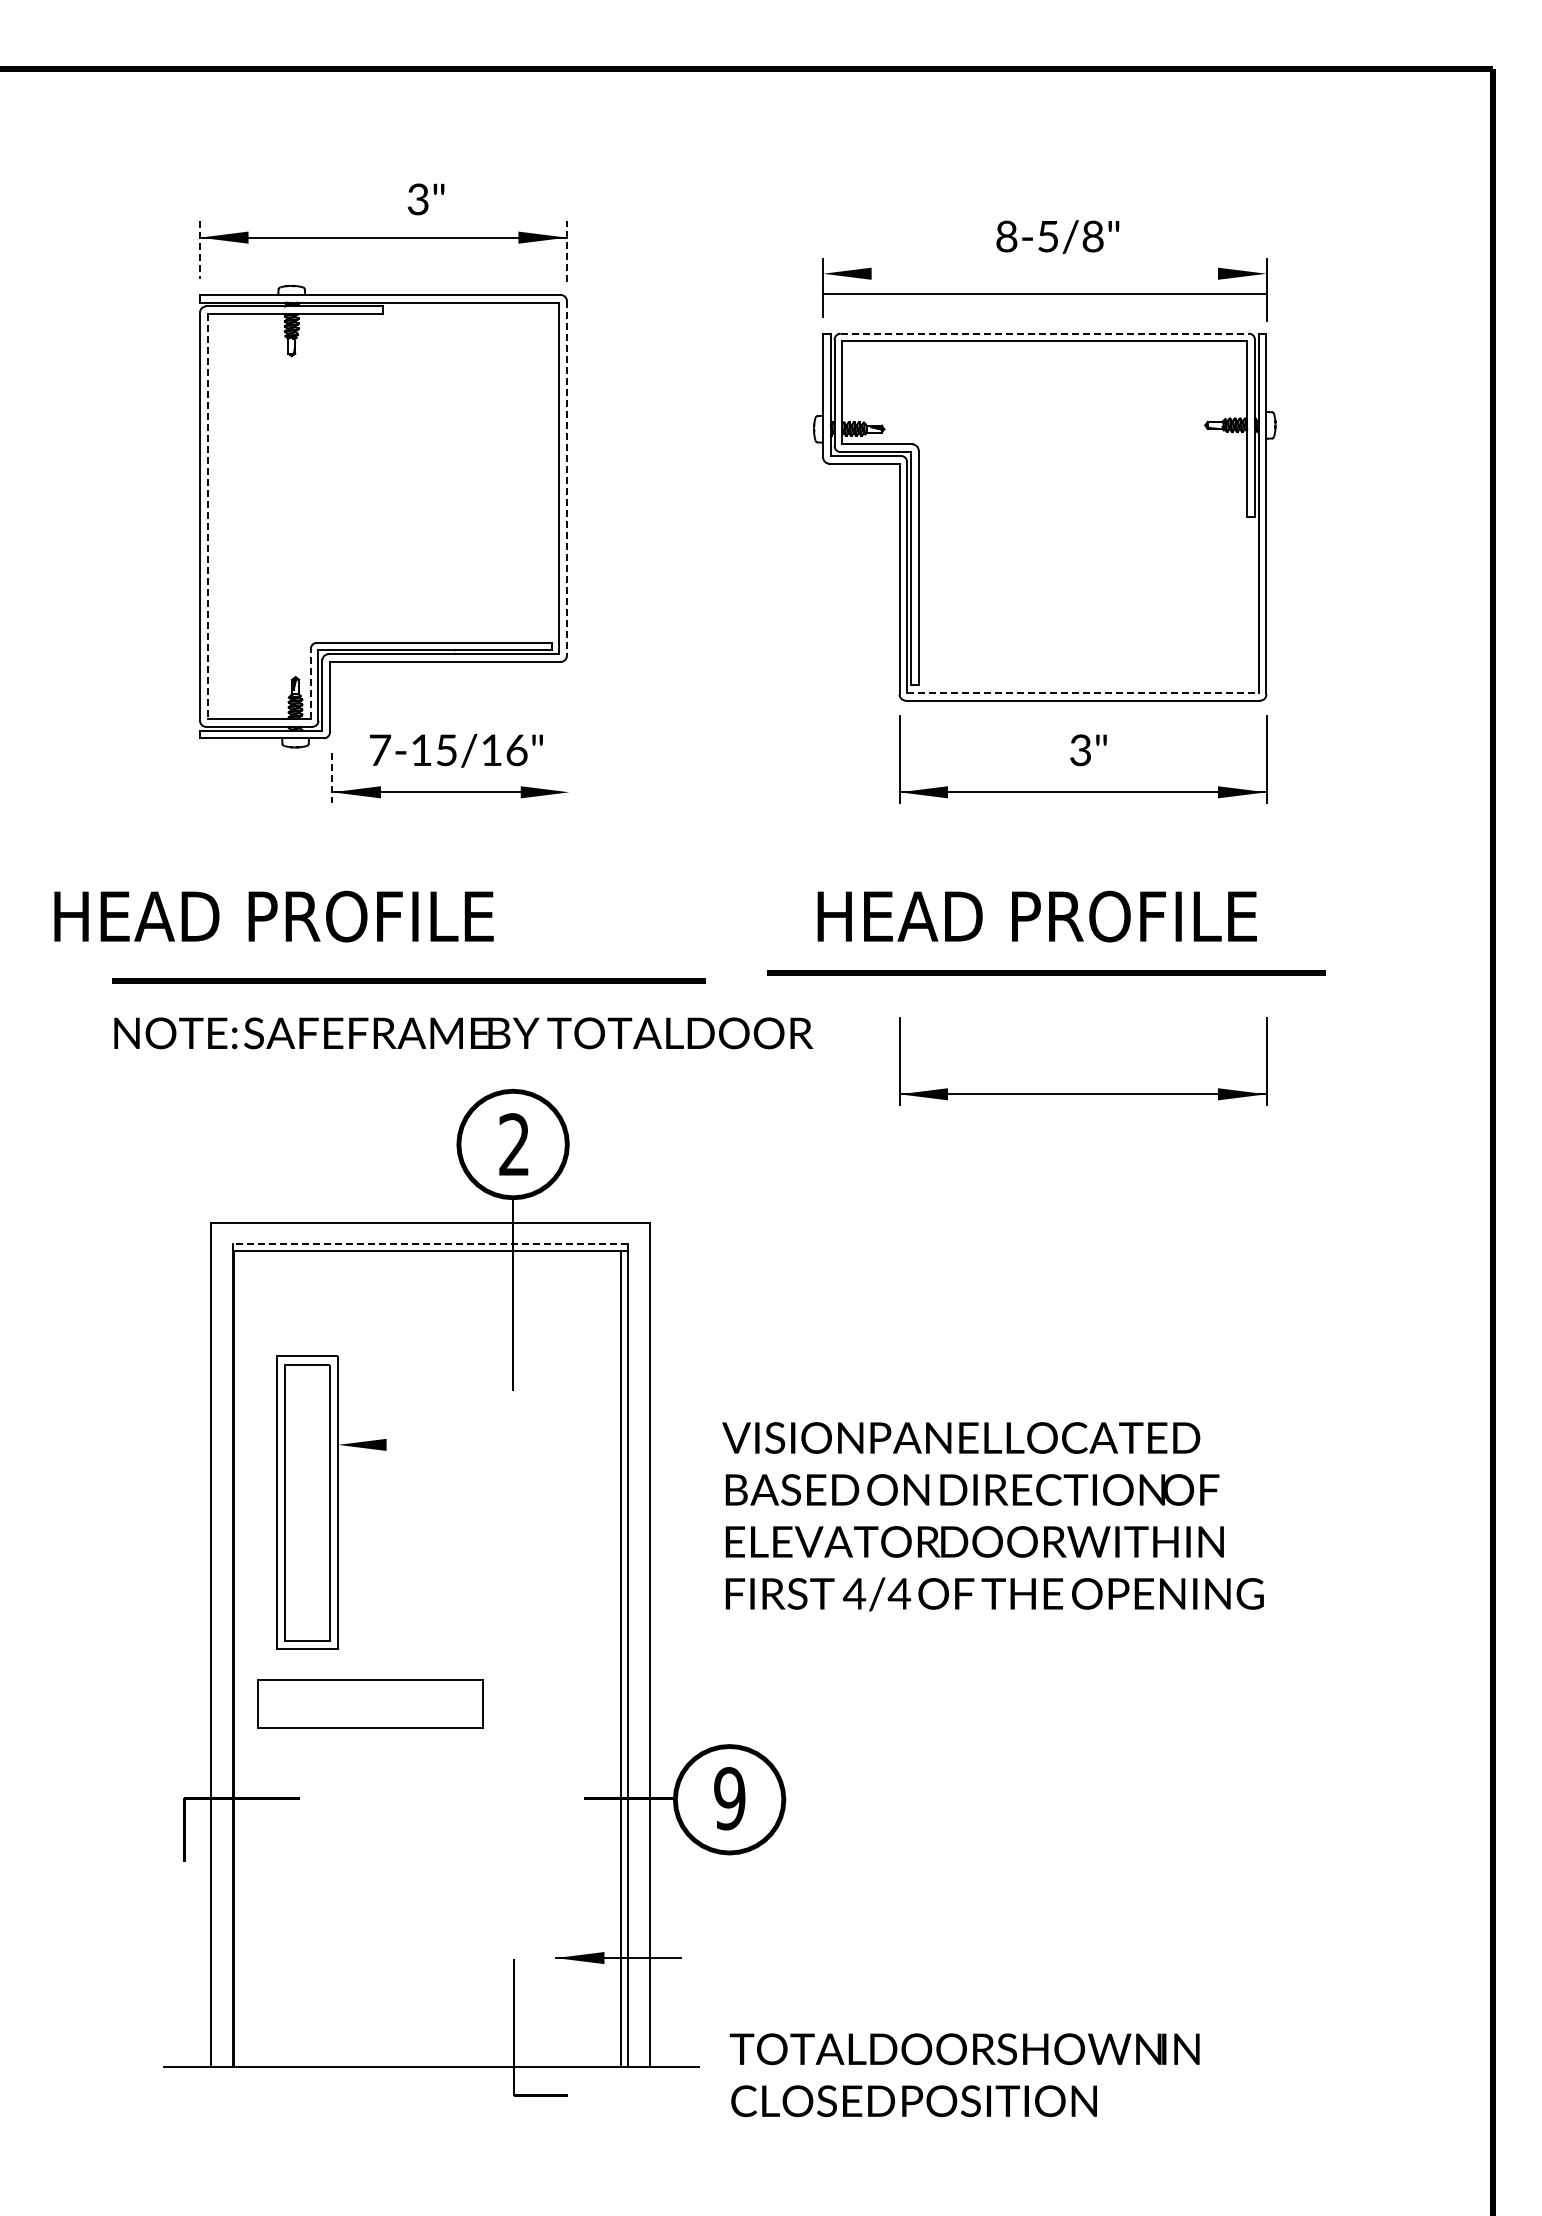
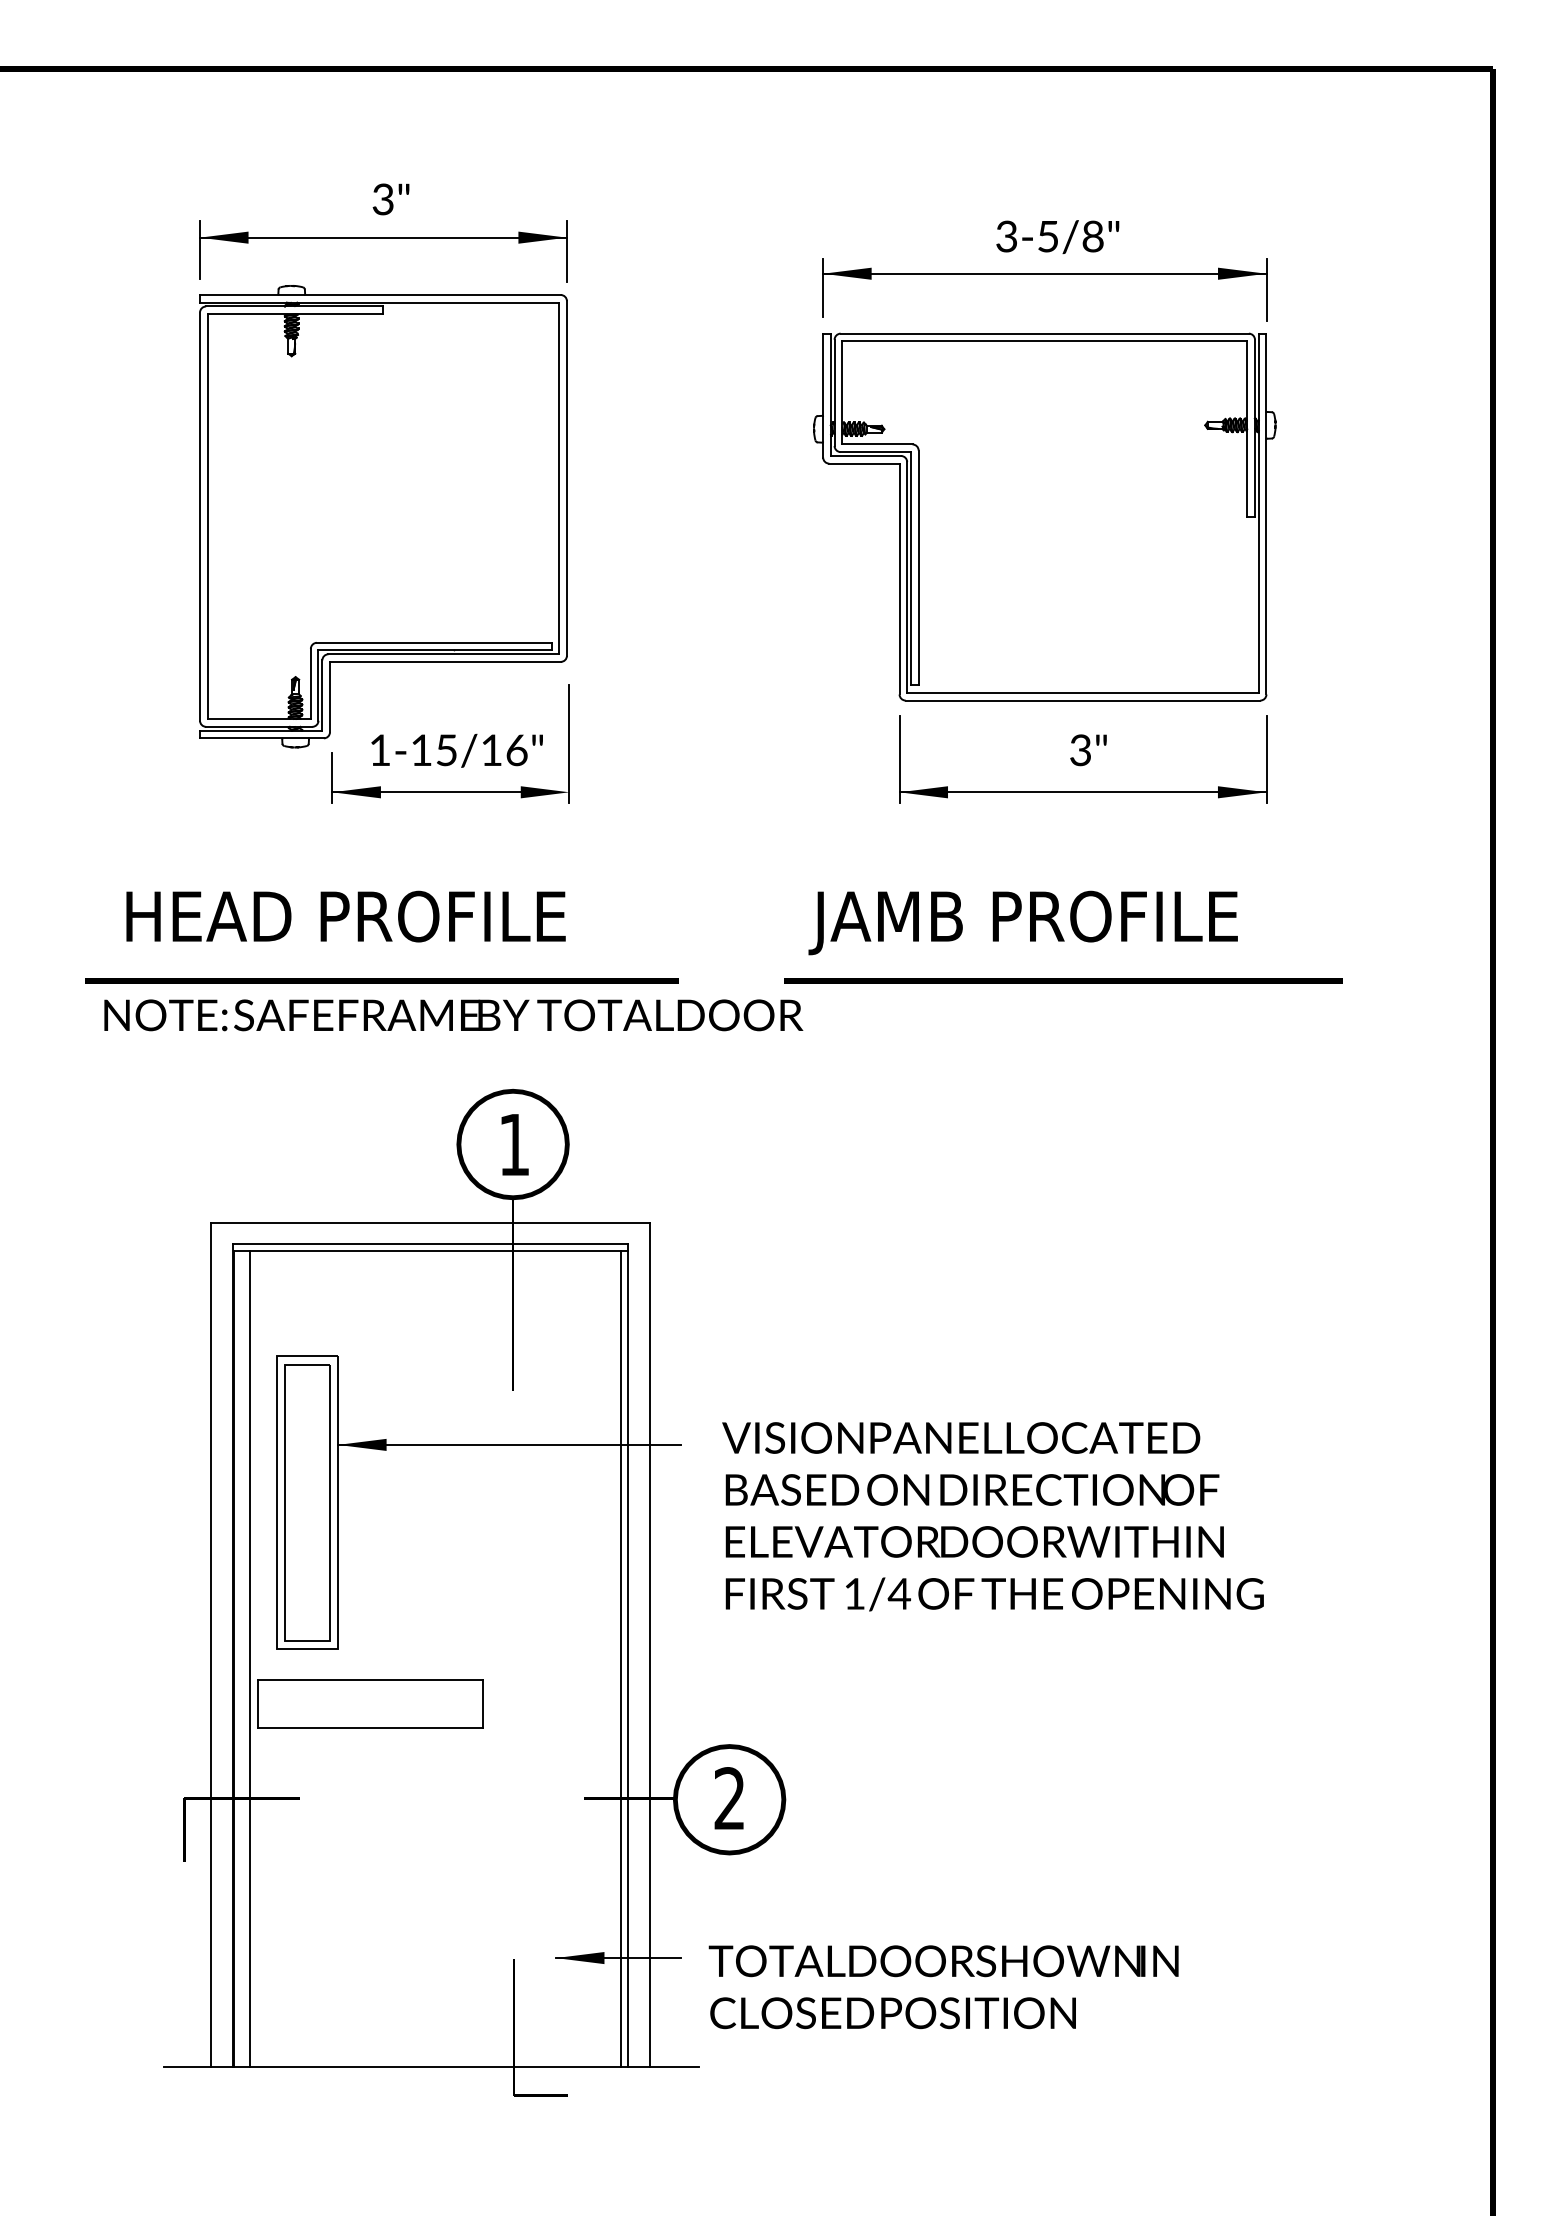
text position: (425, 199) -> (390, 199) (390, 199)
text: 8-5/8" -> 3-5/8" (1006, 236)
line: dashed -> solid (200, 249)
line: dashed -> solid (566, 251)
line position: (1044, 293) -> (1044, 273) (1044, 273)
line: dashed -> solid (1045, 333)
line: dashed -> solid (566, 478)
line: dashed -> solid (207, 516)
line: dashed -> solid (310, 683)
line: dashed -> solid (1083, 692)
line: none -> present (569, 743)
text: 7-15/16" -> 1-15/16" (380, 749)
line: dashed -> solid (332, 777)
text position: (273, 916) -> (345, 916) (345, 916)
text: HEAD PROFILE -> JAMB PROFILE (1032, 922)
line position: (1046, 972) -> (1063, 980) (1063, 980)
line position: (408, 980) -> (381, 980) (381, 980)
text position: (463, 1033) -> (453, 1015) (453, 1015)
part: present -> none (1083, 1093)
text: 2 -> 1 (513, 1144)
line: dashed -> solid (430, 1244)
line: none -> present (509, 1444)
text: 4/4 -> 1/4 (854, 1593)
line: none -> present (250, 1659)
text: 9 -> 2 (729, 1798)
text position: (964, 2075) -> (943, 1987) (943, 1987)
